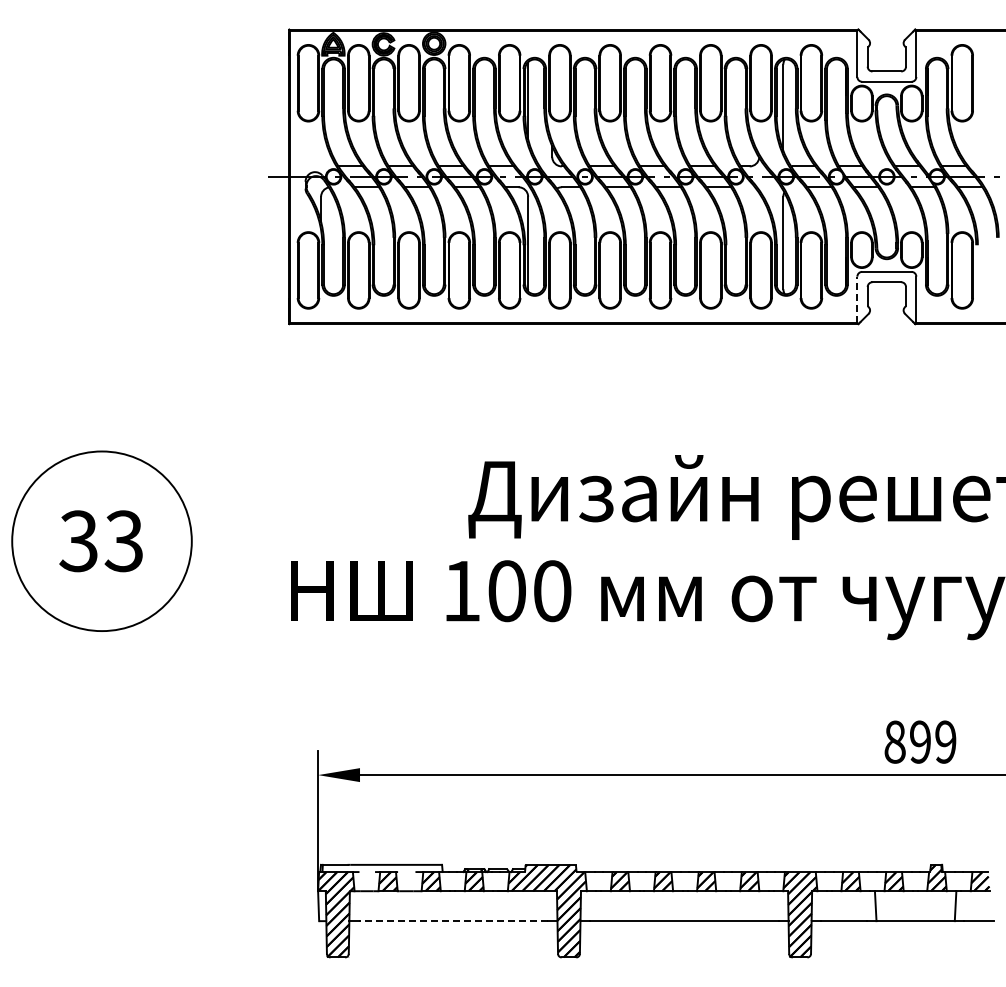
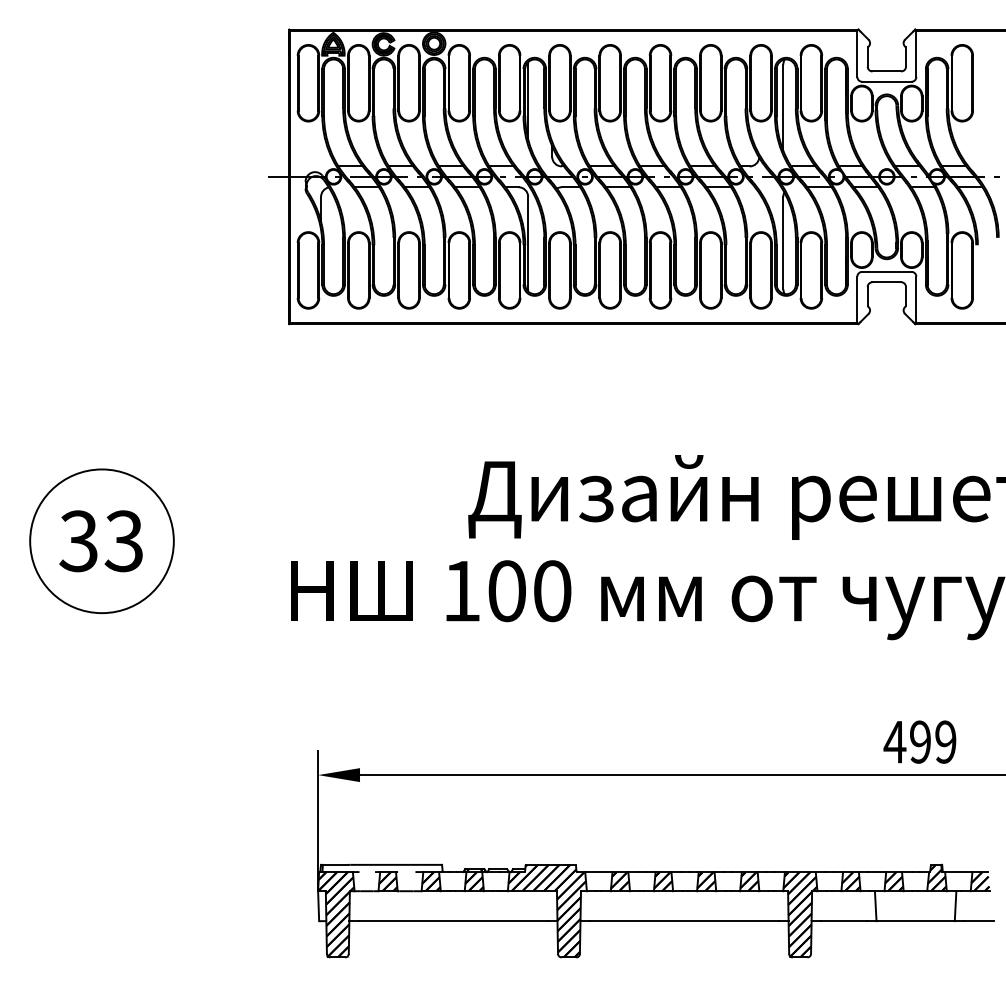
line: dashed -> solid (857, 299)
circle diameter: 180 px -> 144 px (101, 541)
text: 899 -> 499 (894, 741)
line: dashed -> solid (452, 921)
